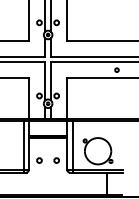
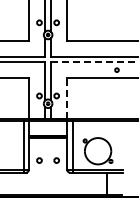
line: solid -> dashed (94, 62)
line: solid -> dashed (66, 97)
